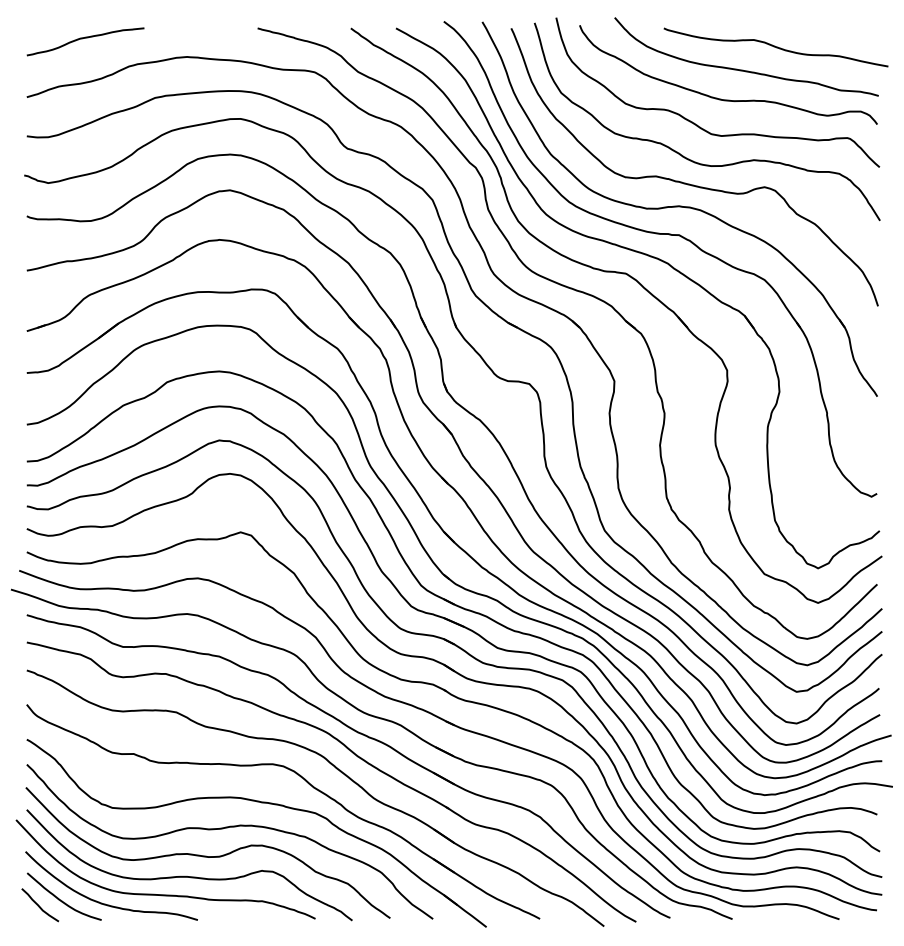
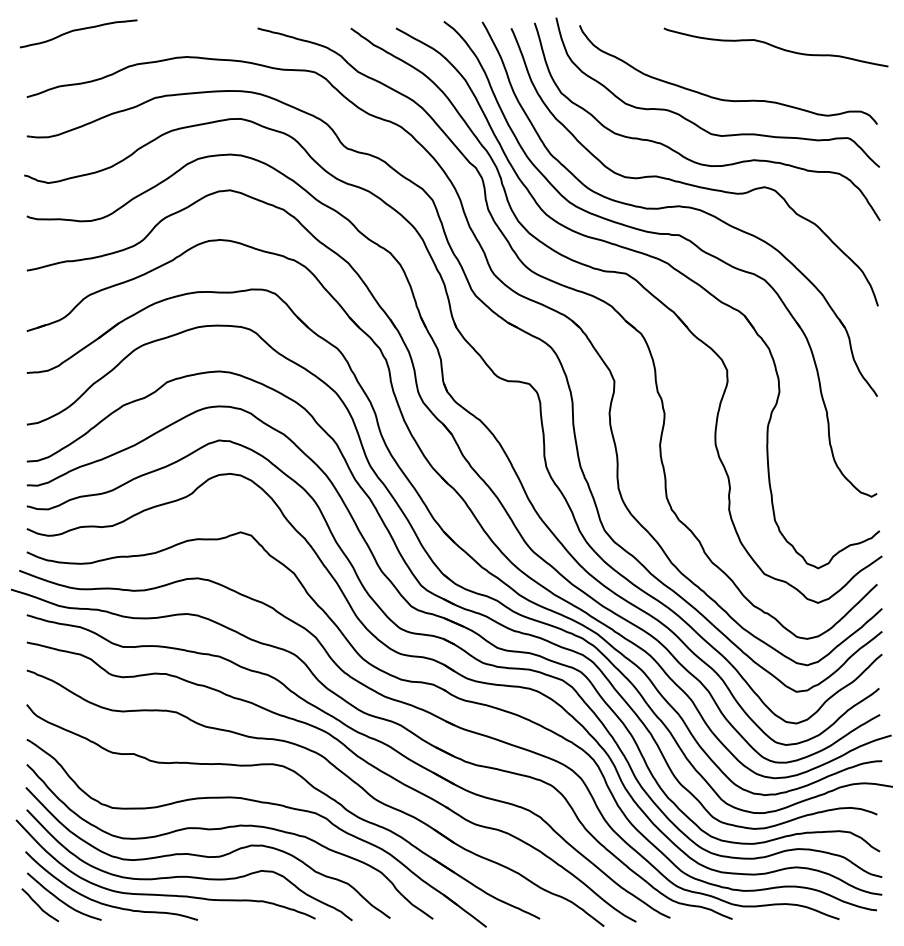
curve position: (85, 38) -> (78, 30) (78, 30)
curve: present -> none (743, 69)
